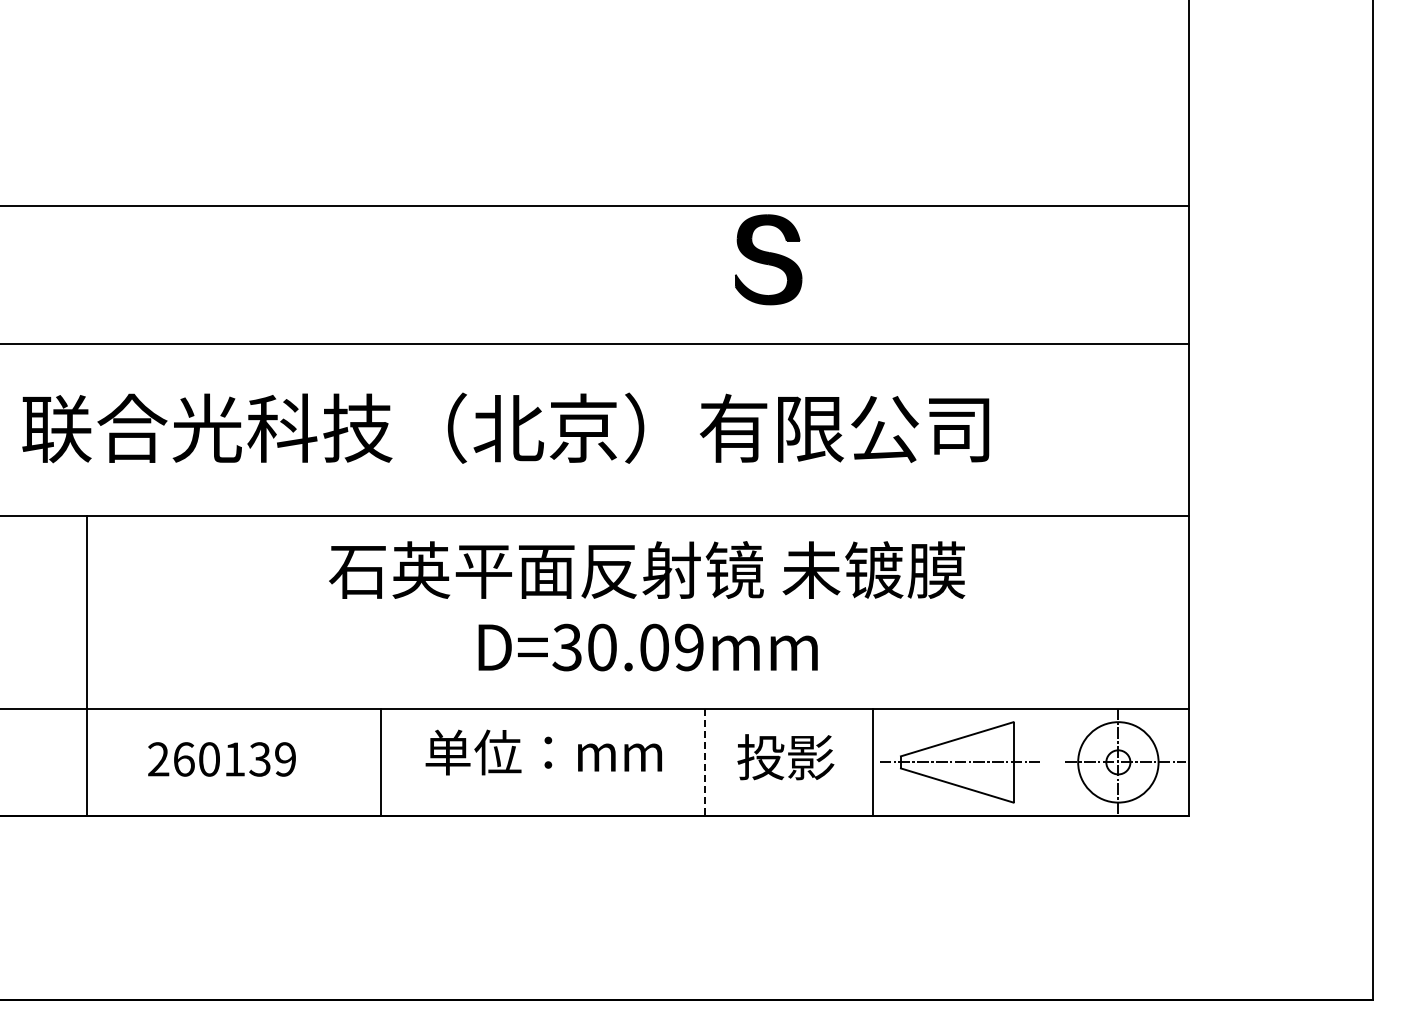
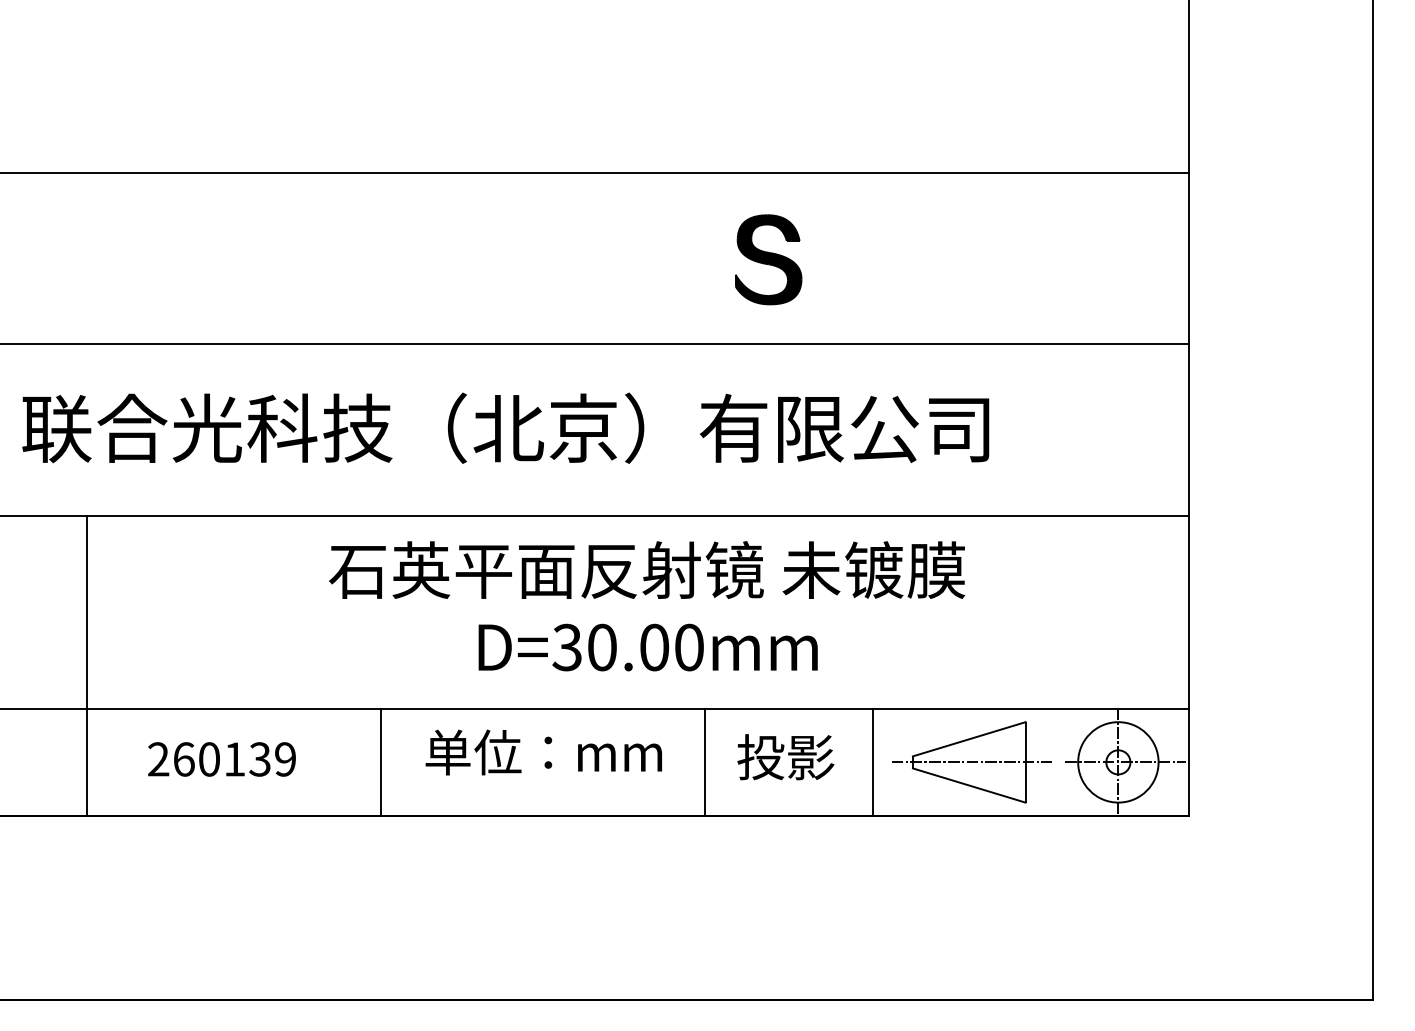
line position: (595, 205) -> (595, 172) (595, 172)
text: ^JD=30.09mm -> ^JD=30.00mm (689, 647)
line: dashed -> solid (704, 762)
part position: (959, 762) -> (971, 762) (971, 762)
